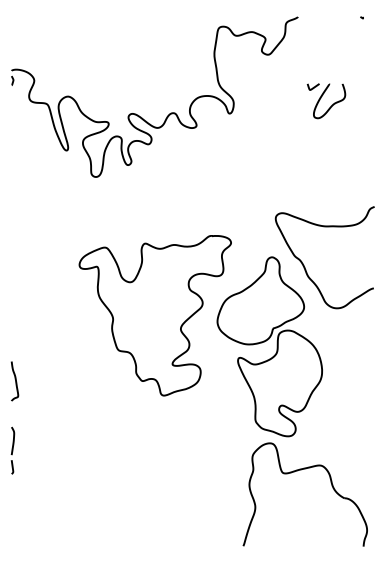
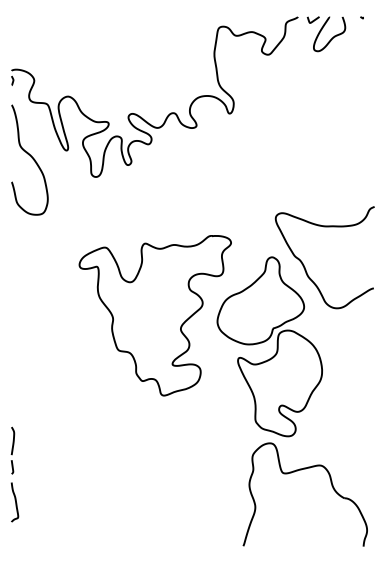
part position: (326, 101) -> (326, 34) (326, 34)
curve: none -> present (31, 157)
curve position: (15, 381) -> (15, 502) (15, 502)
